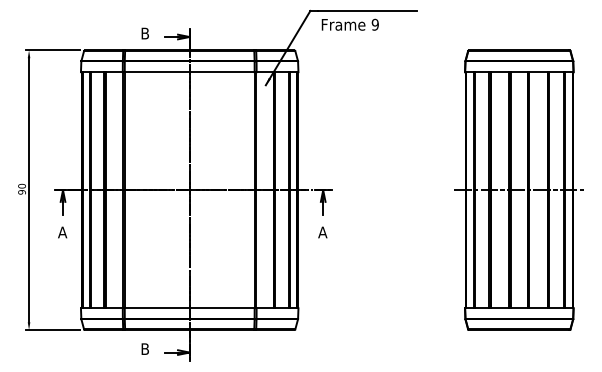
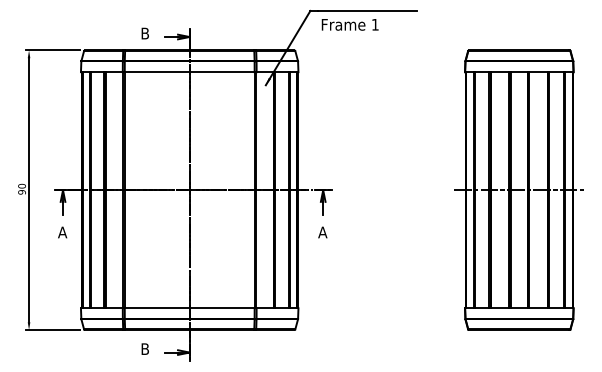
text: 9 -> 1 (374, 24)
